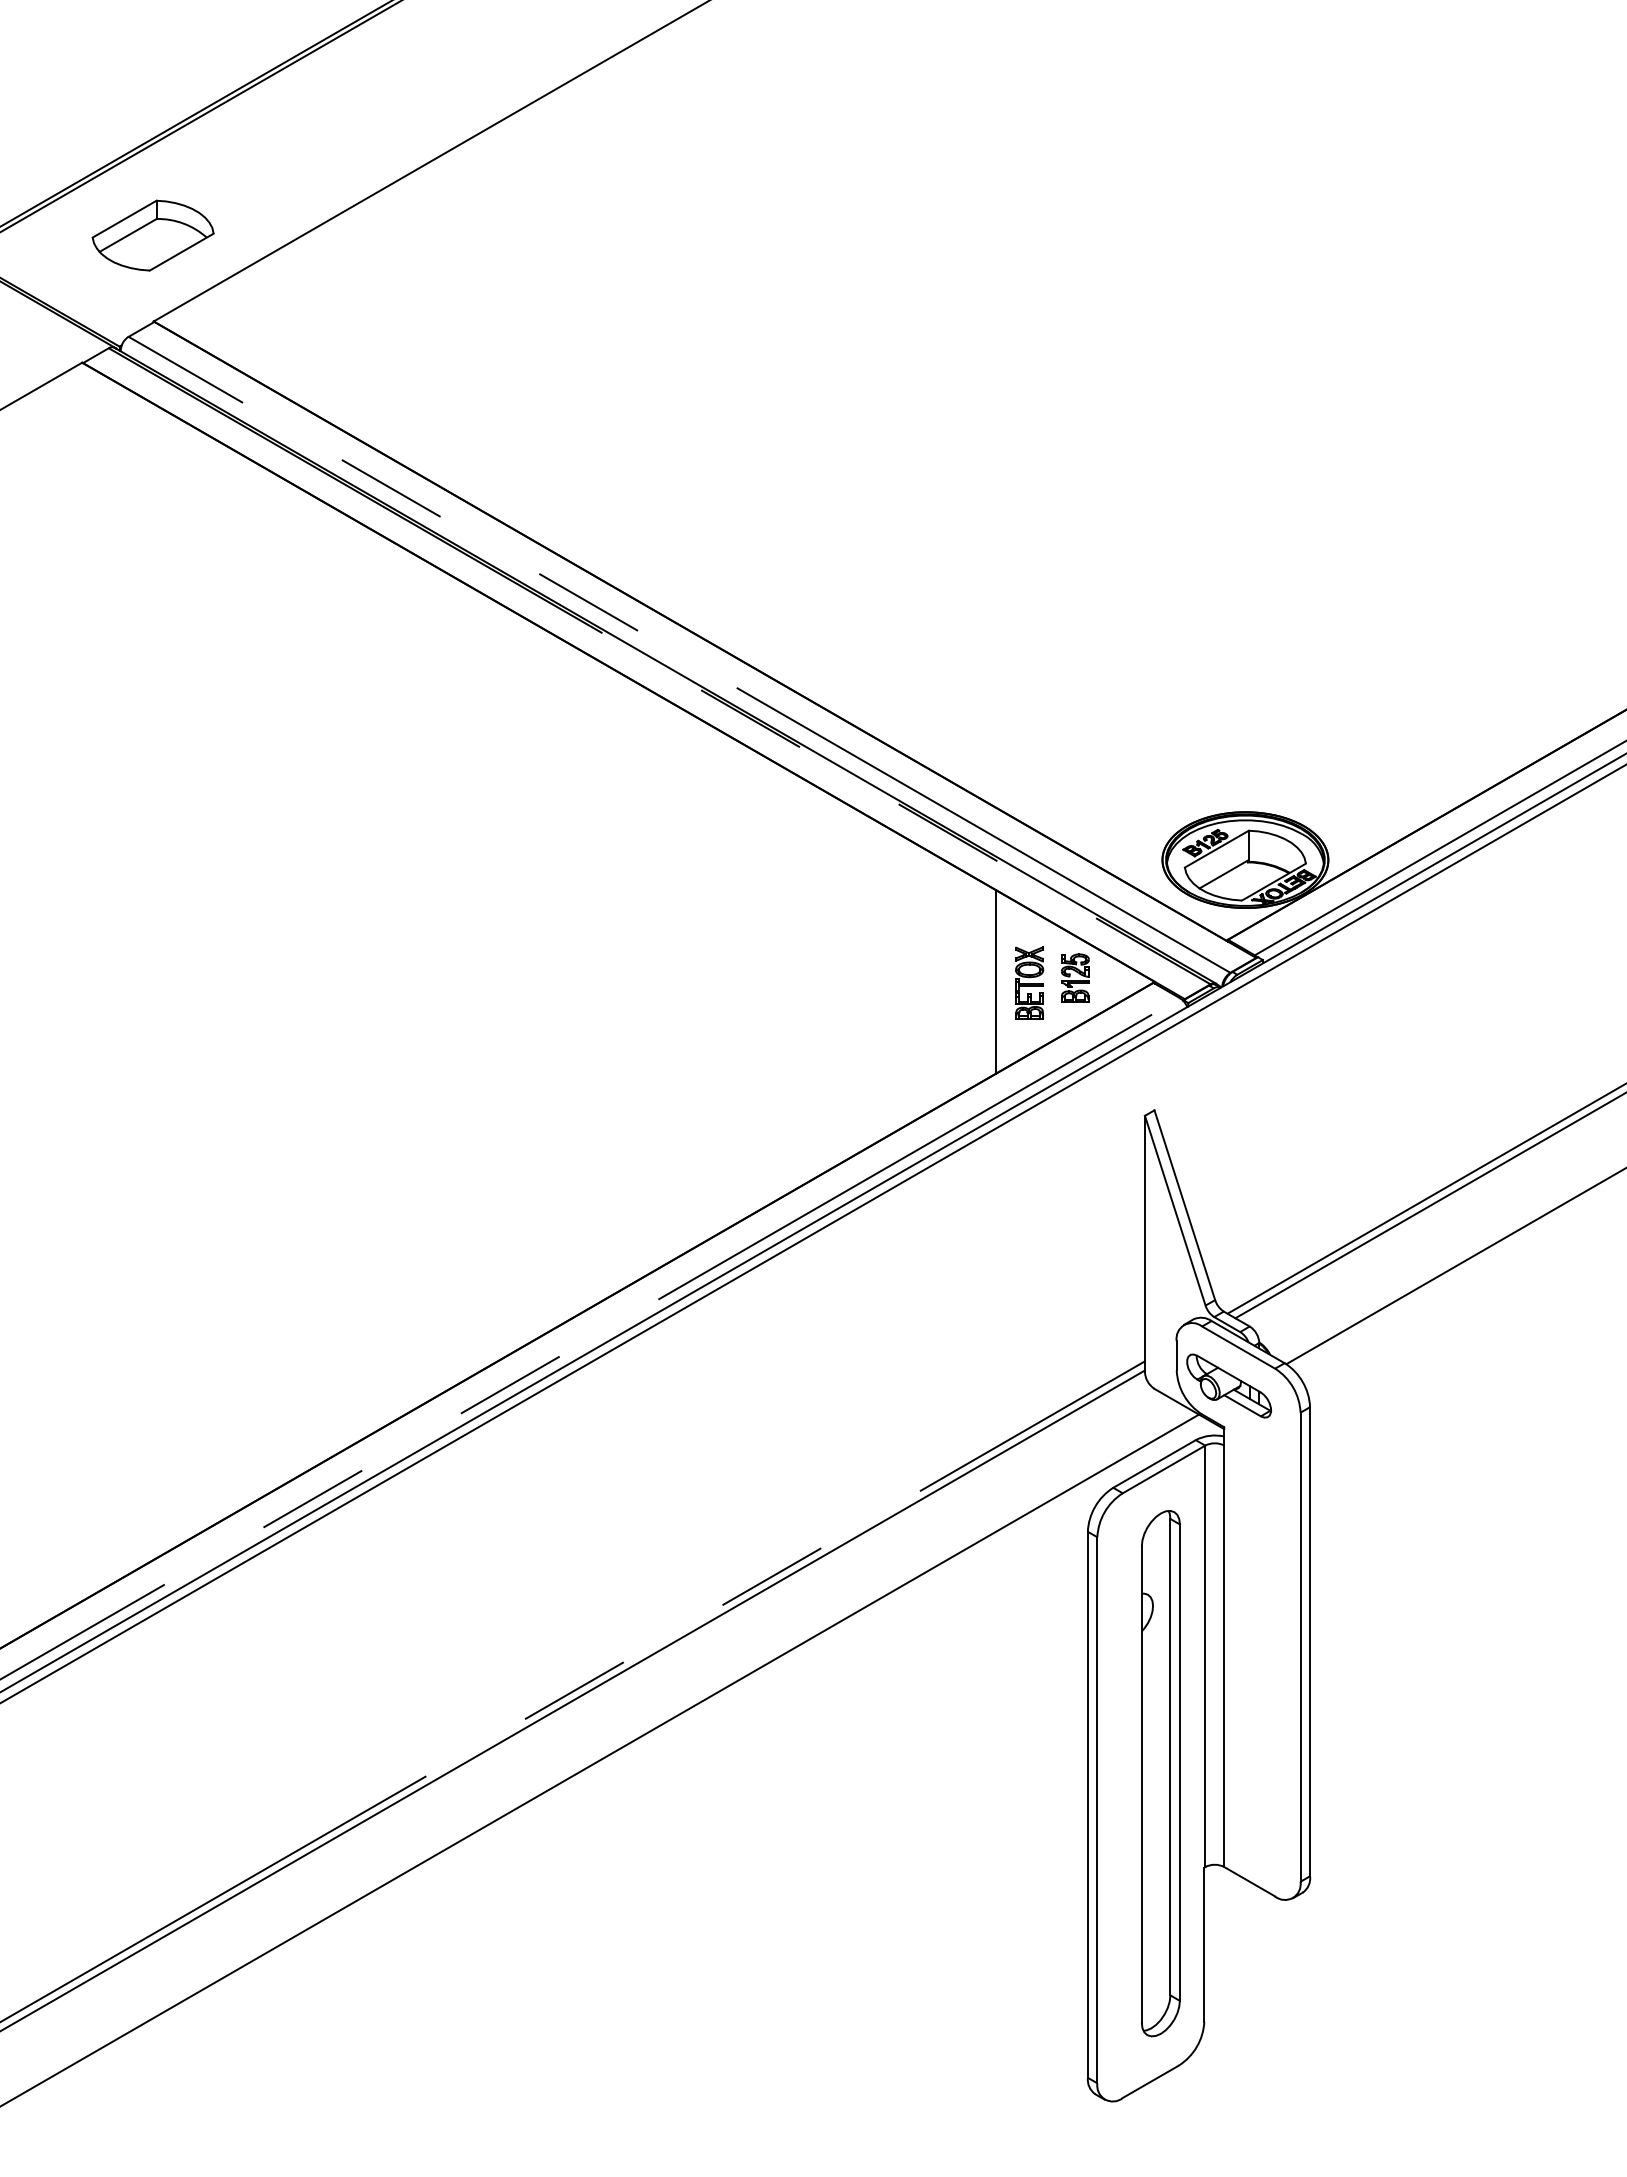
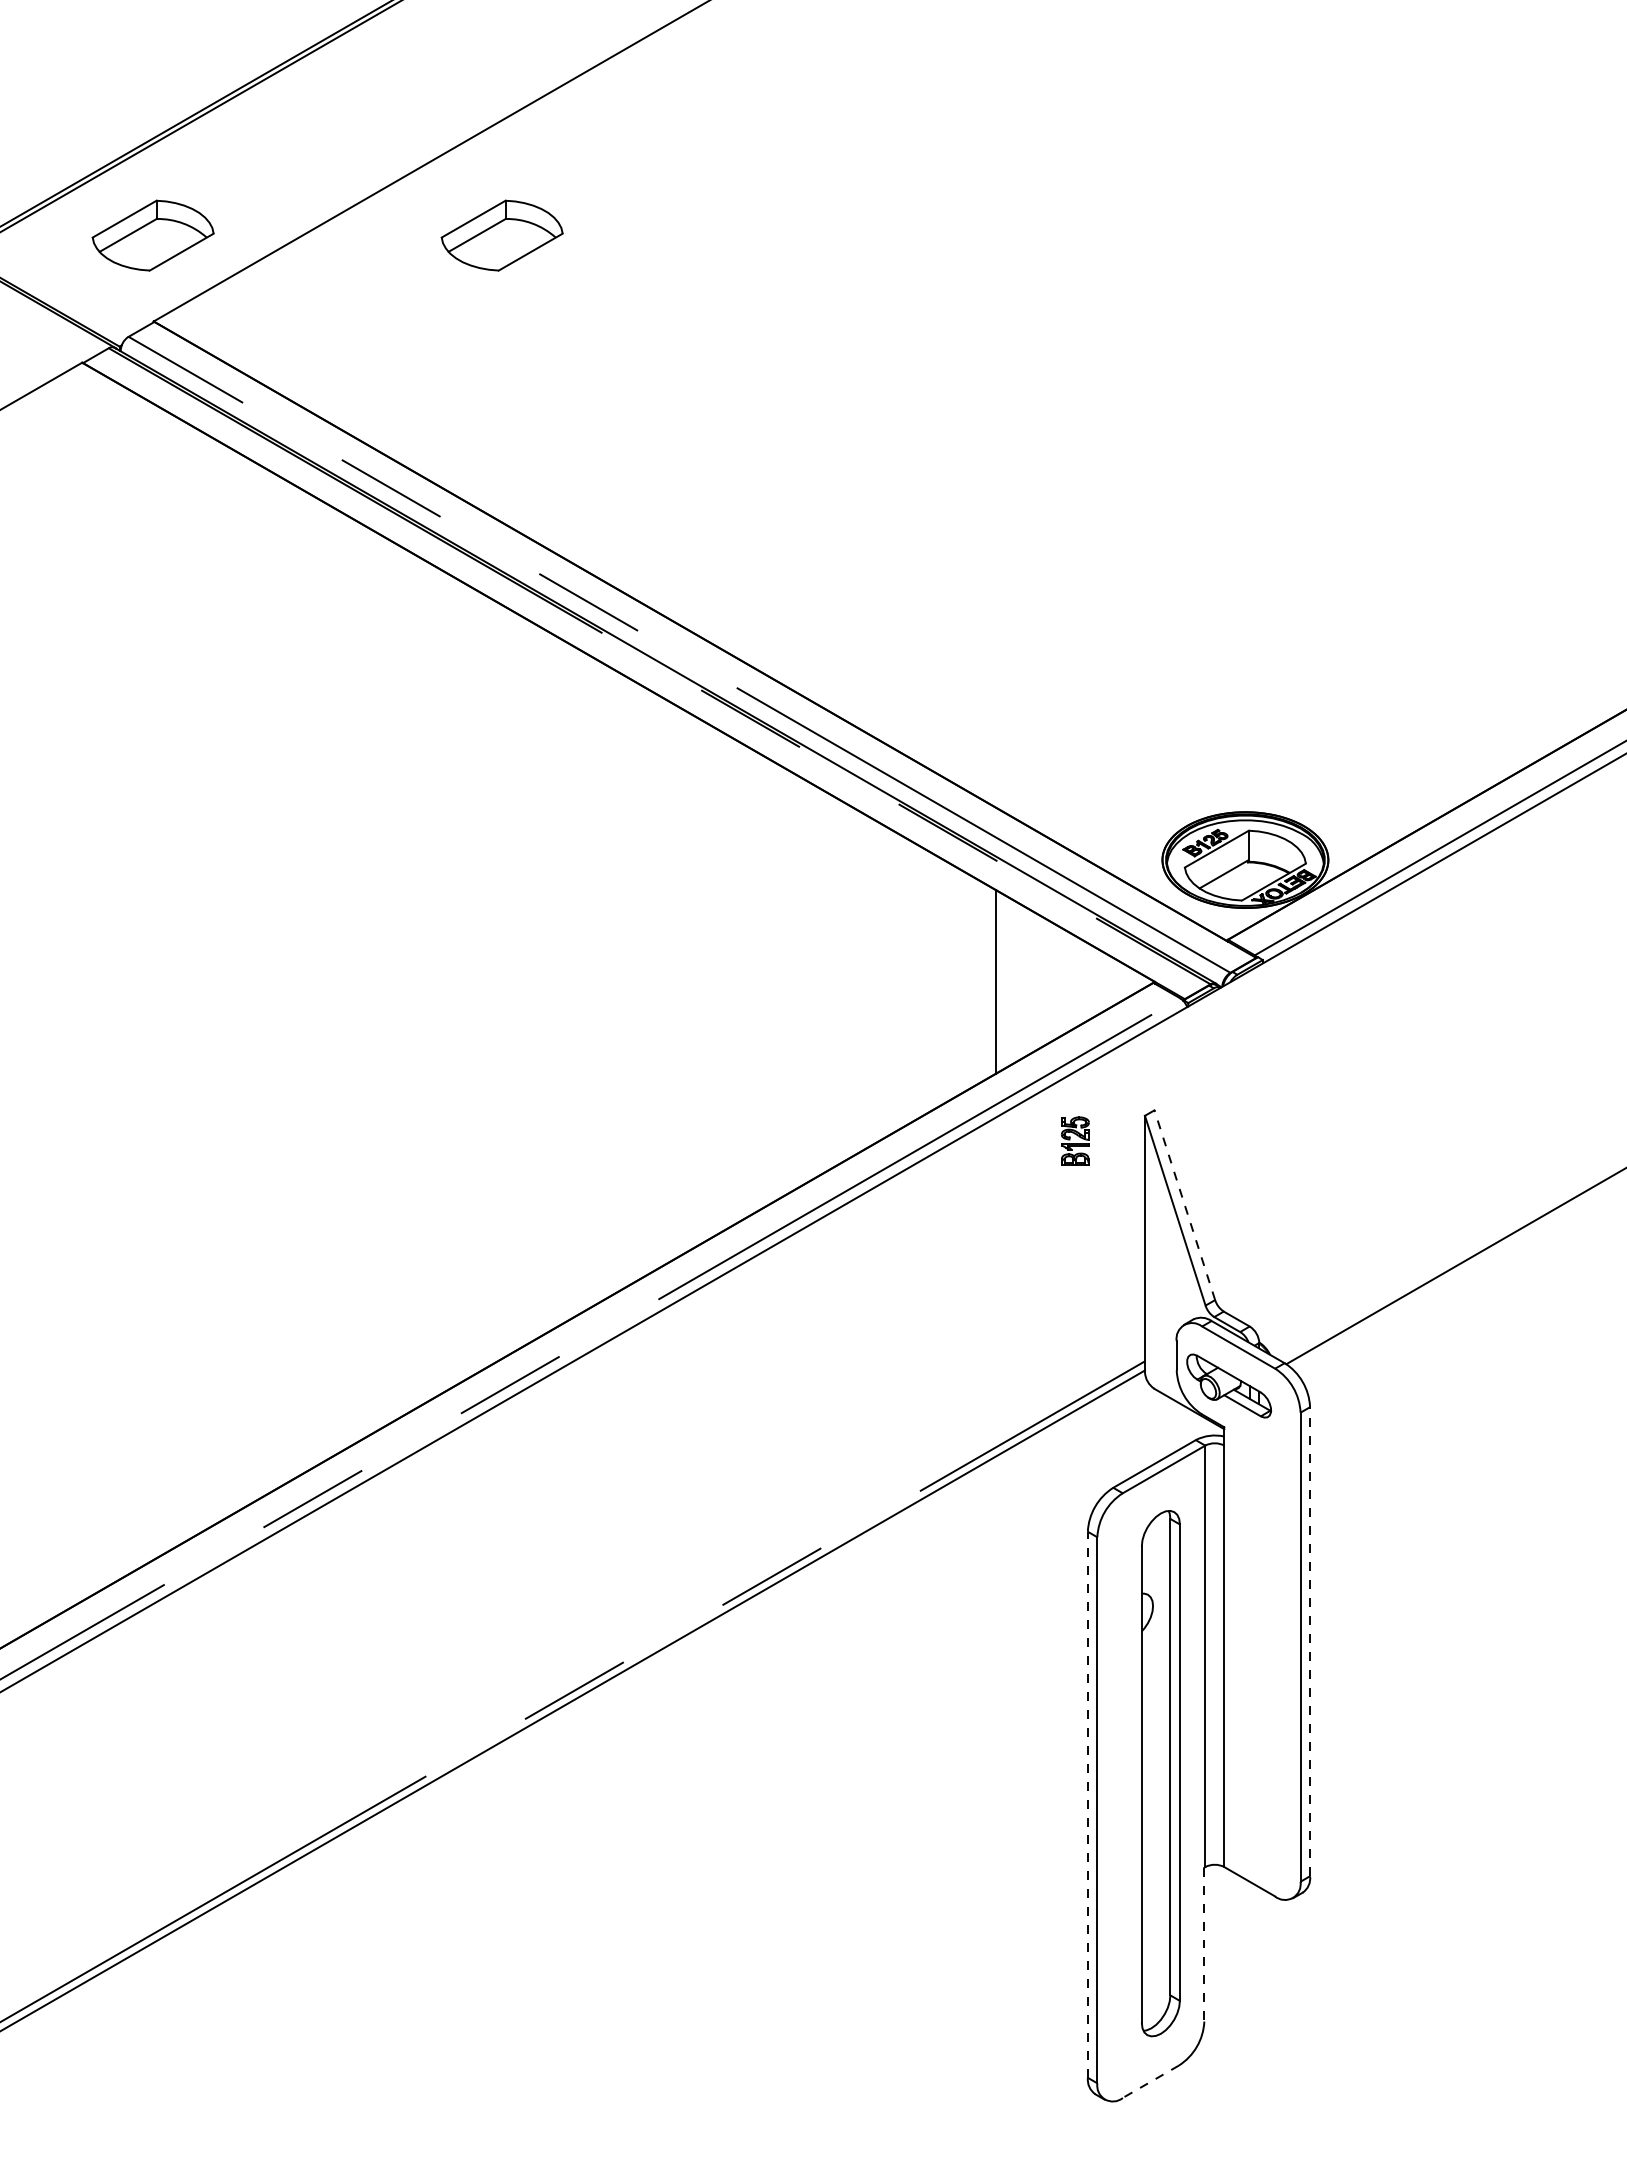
part: none -> present (501, 235)
part position: (1075, 977) -> (1075, 1140) (1075, 1140)
part: present -> none (1029, 982)
line: present -> none (1425, 1199)
line: solid -> dashed (1184, 1205)
line: present -> none (1429, 1206)
line: present -> none (812, 1234)
line: solid -> dashed (1310, 1641)
line: present -> none (600, 1759)
line: solid -> dashed (1087, 1804)
line: solid -> dashed (1204, 1944)
line: solid -> dashed (1150, 2082)
